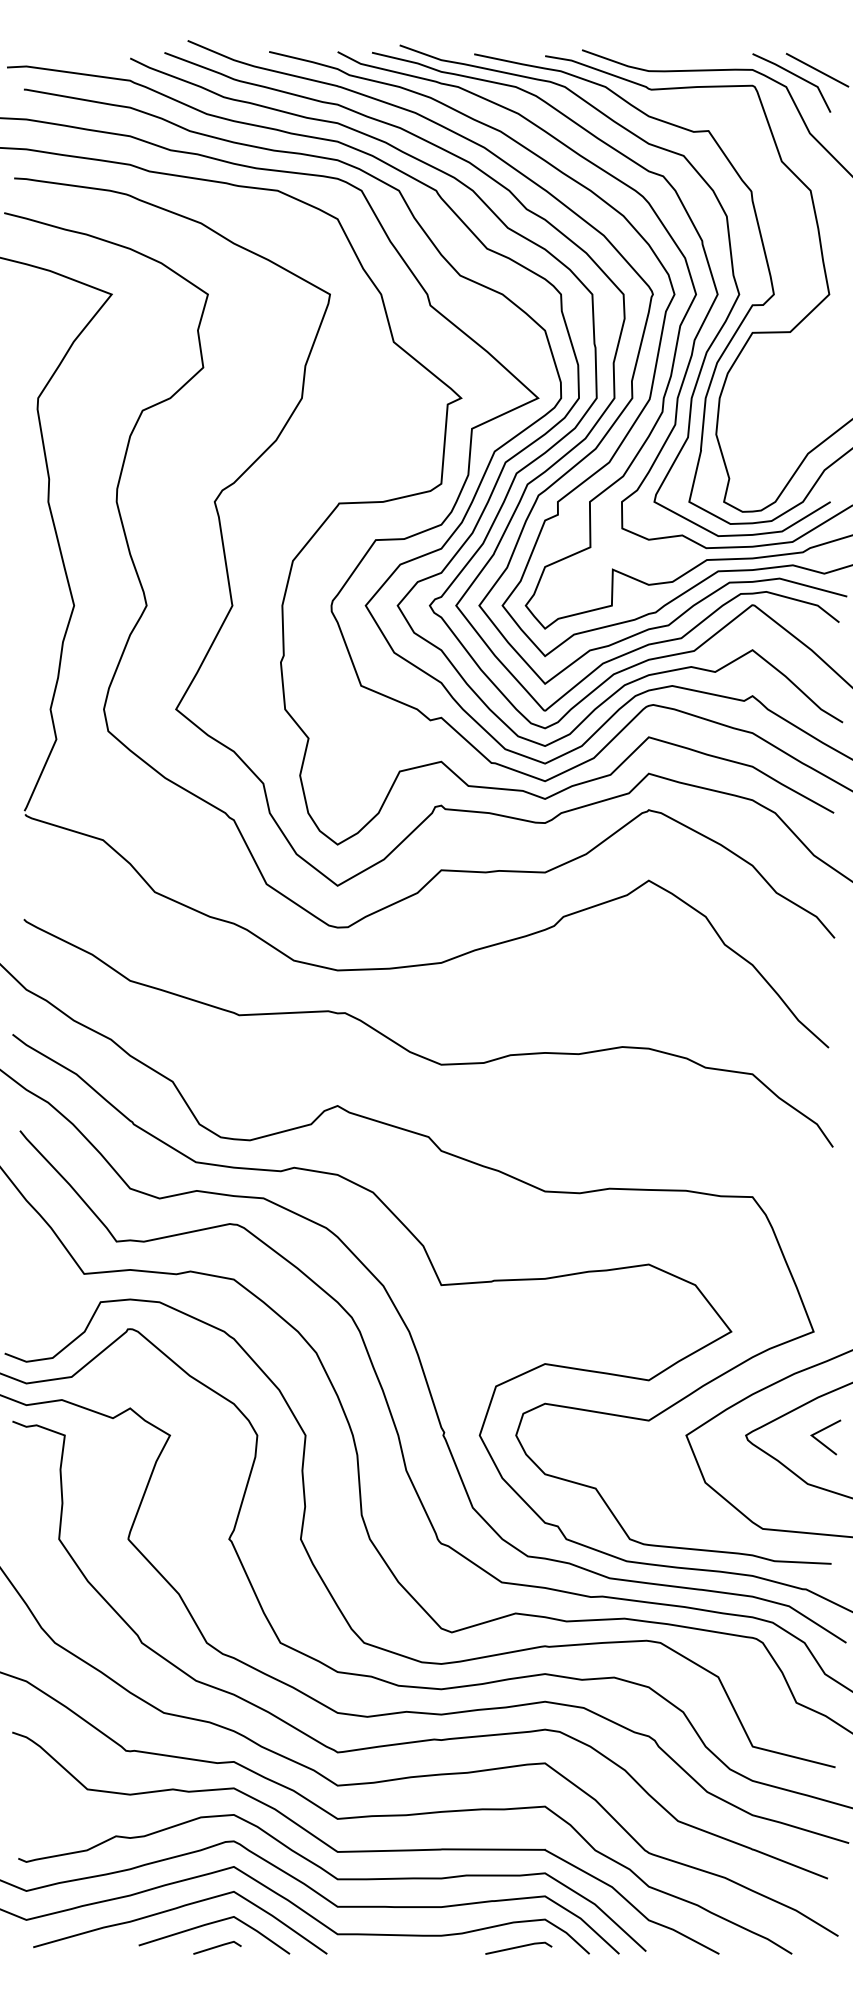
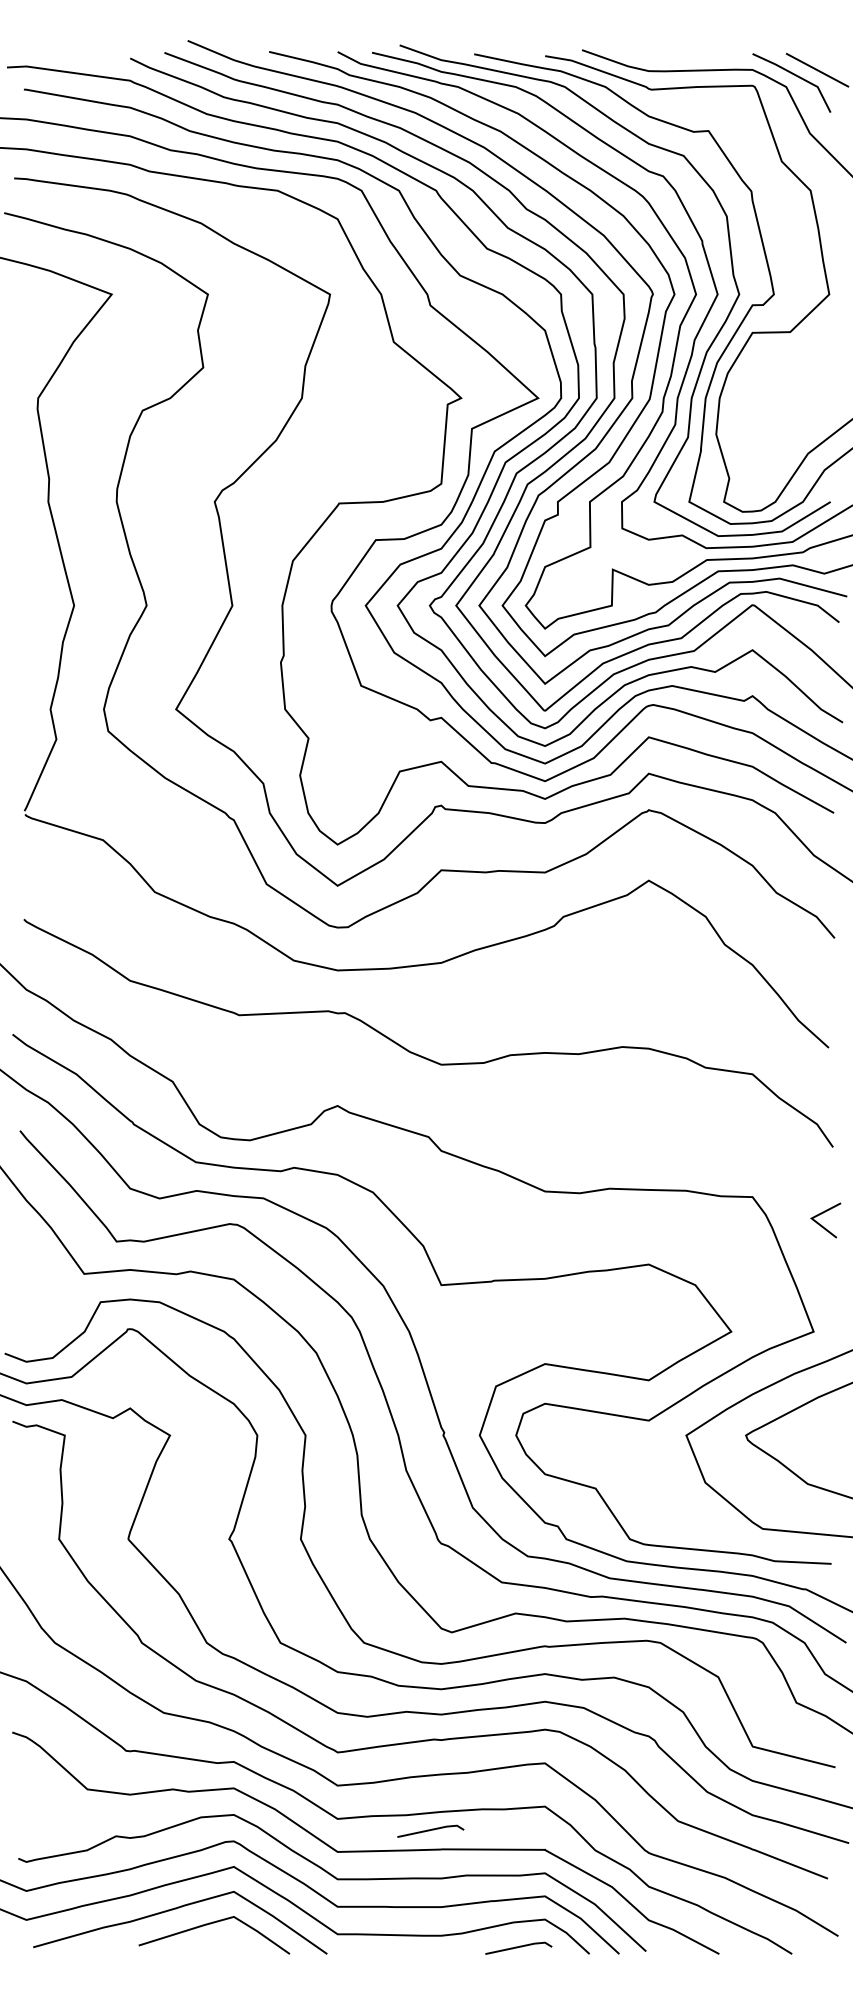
line position: (821, 1441) -> (821, 1224) (821, 1224)
line: none -> present (430, 1830)
line: present -> none (217, 1947)
